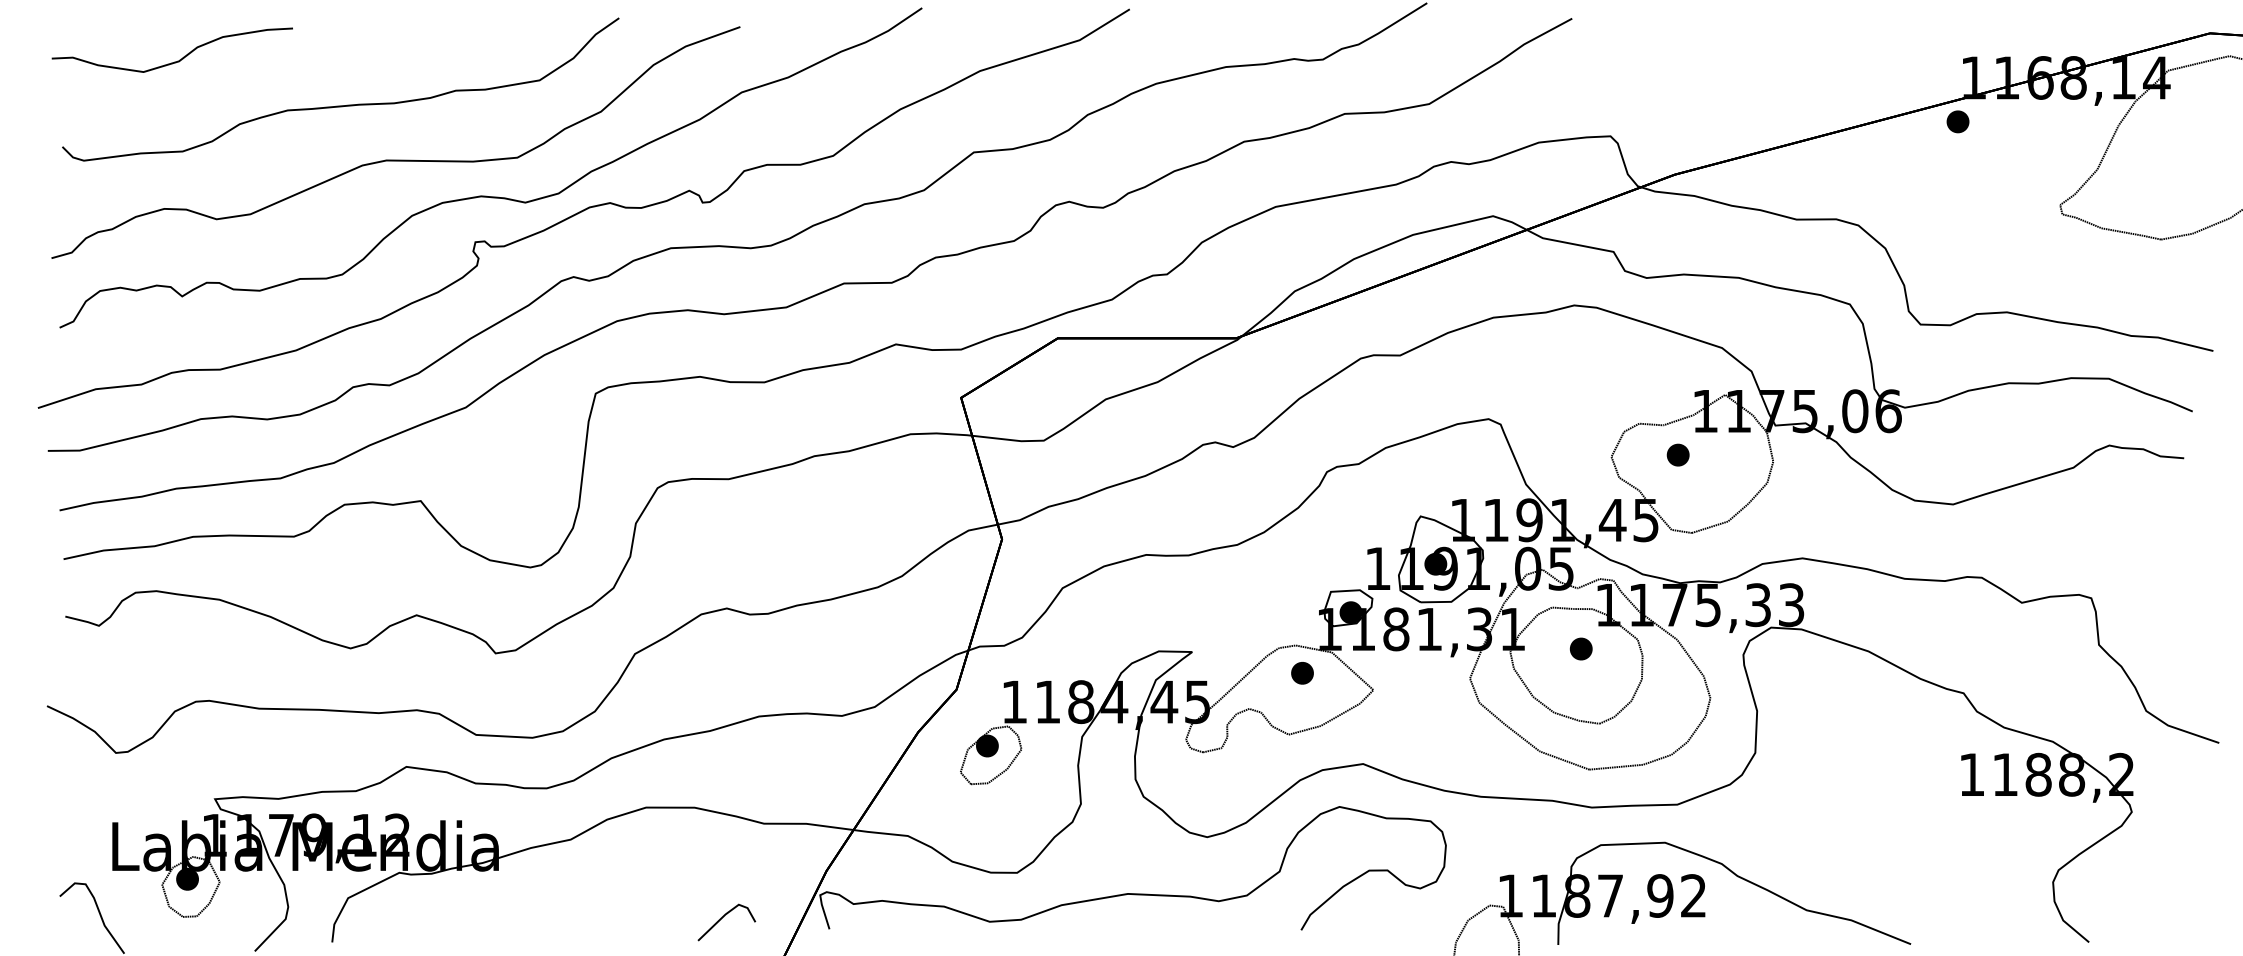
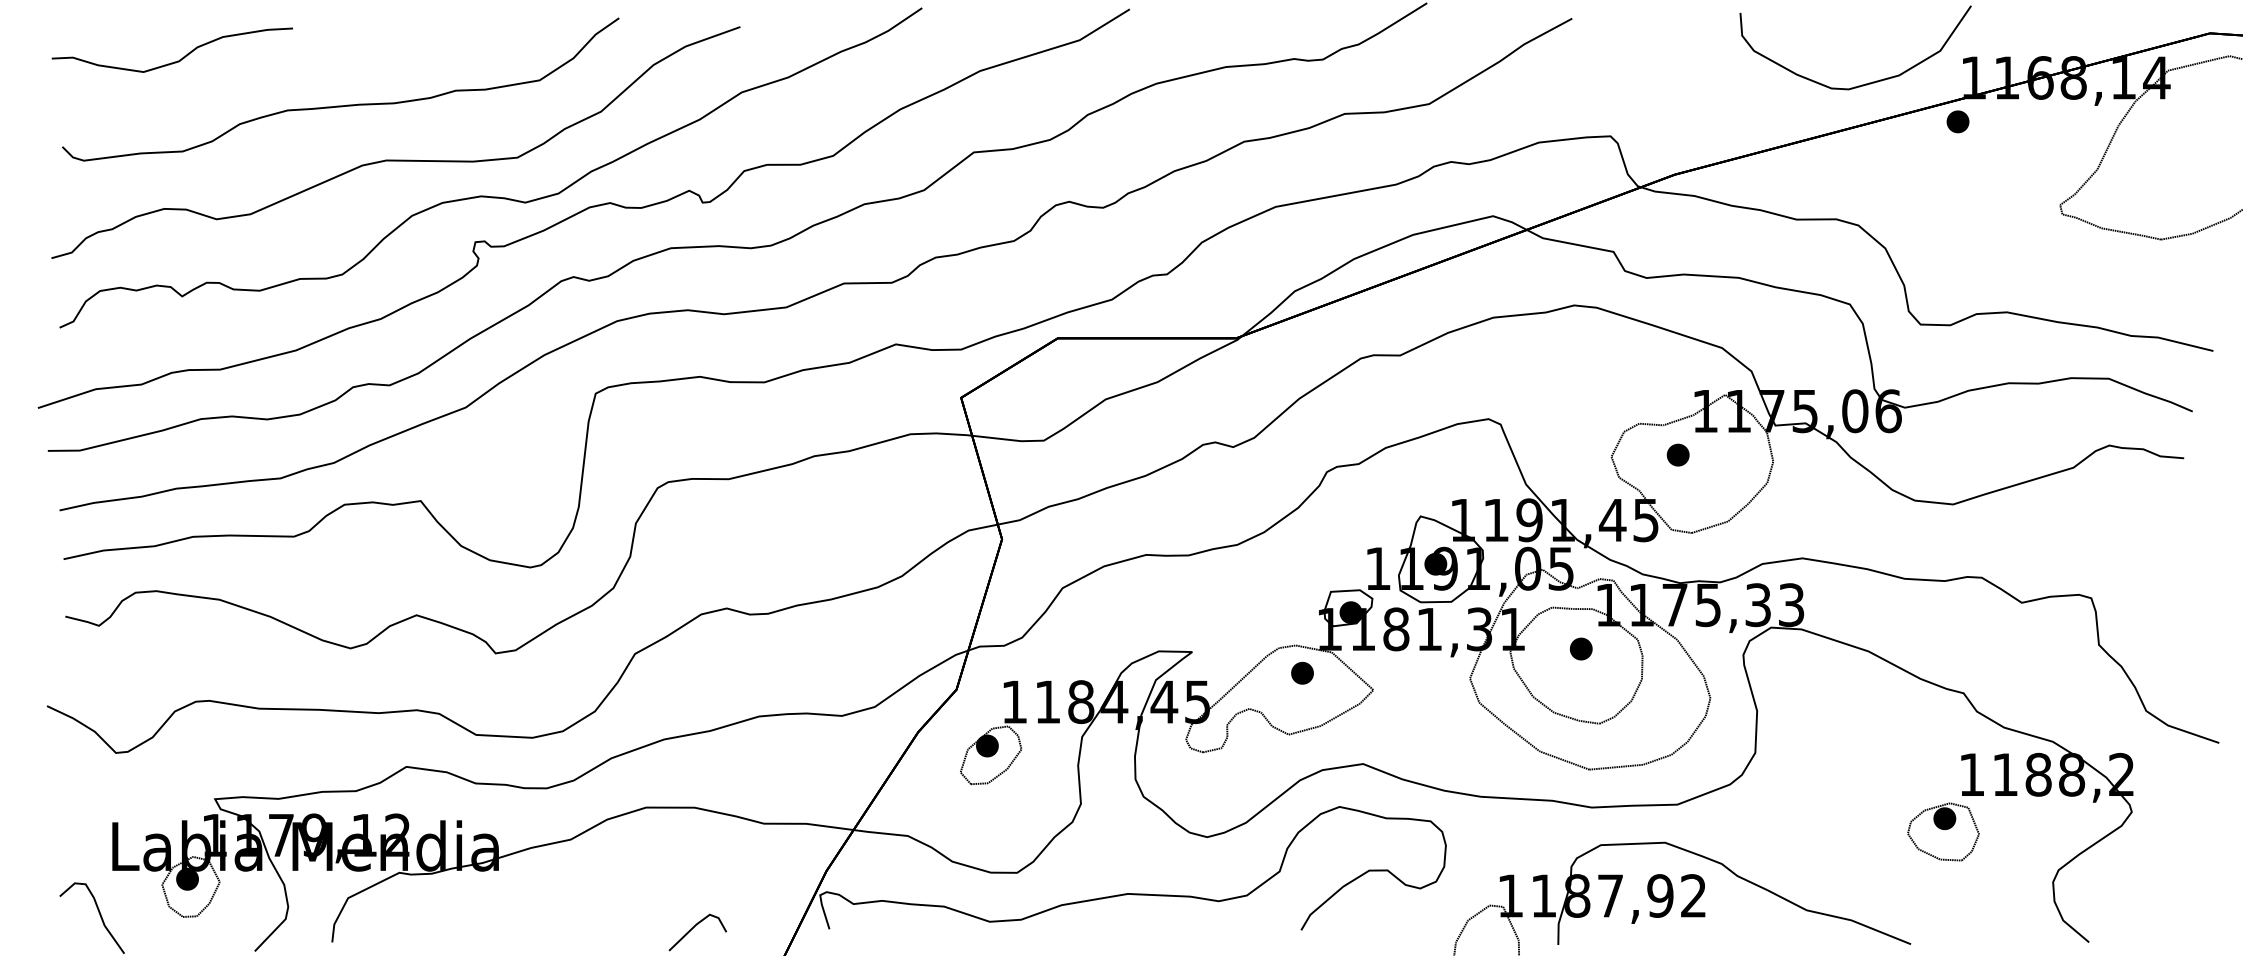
curve: none -> present (1865, 83)
part: none -> present (1943, 831)
line position: (722, 918) -> (693, 928) (693, 928)
